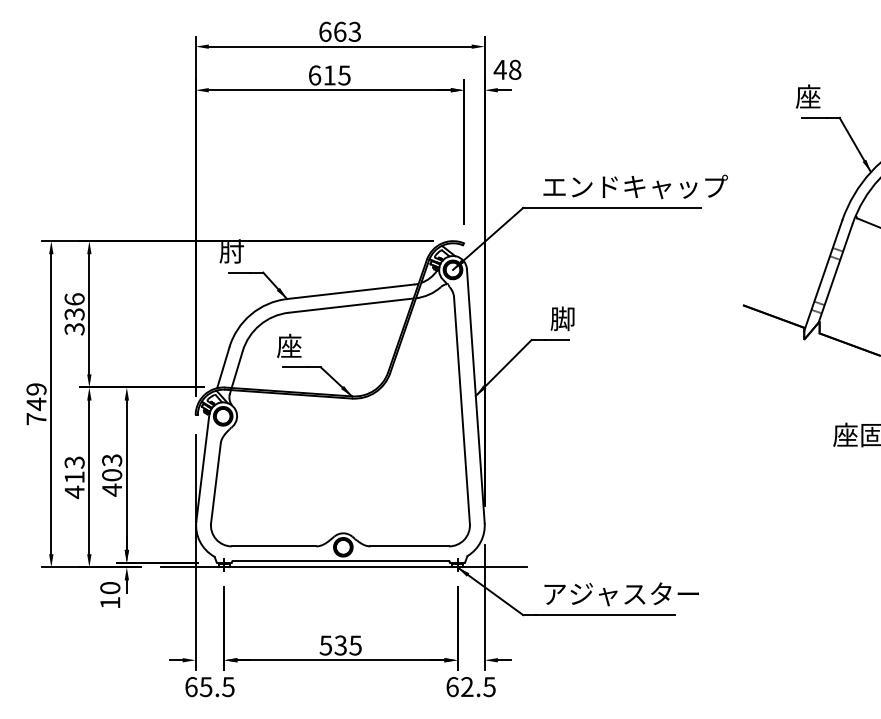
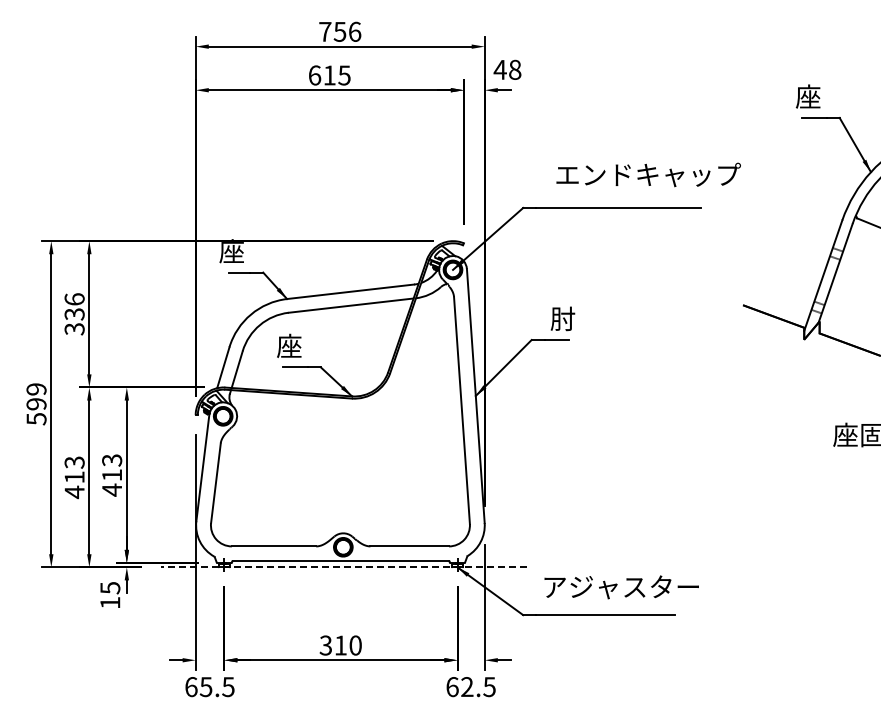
text: 663 -> 756 (340, 31)
text position: (635, 186) -> (648, 174) (648, 174)
text: 肘 -> 座 (231, 251)
text: 脚 -> 肘 (563, 318)
text: 749 -> 599 (36, 411)
text: 403 -> 413 (112, 475)
line: solid -> dashed (343, 567)
text: 10 -> 15 (110, 588)
text position: (621, 594) -> (621, 587) (621, 587)
text: 535 -> 310 (340, 645)
